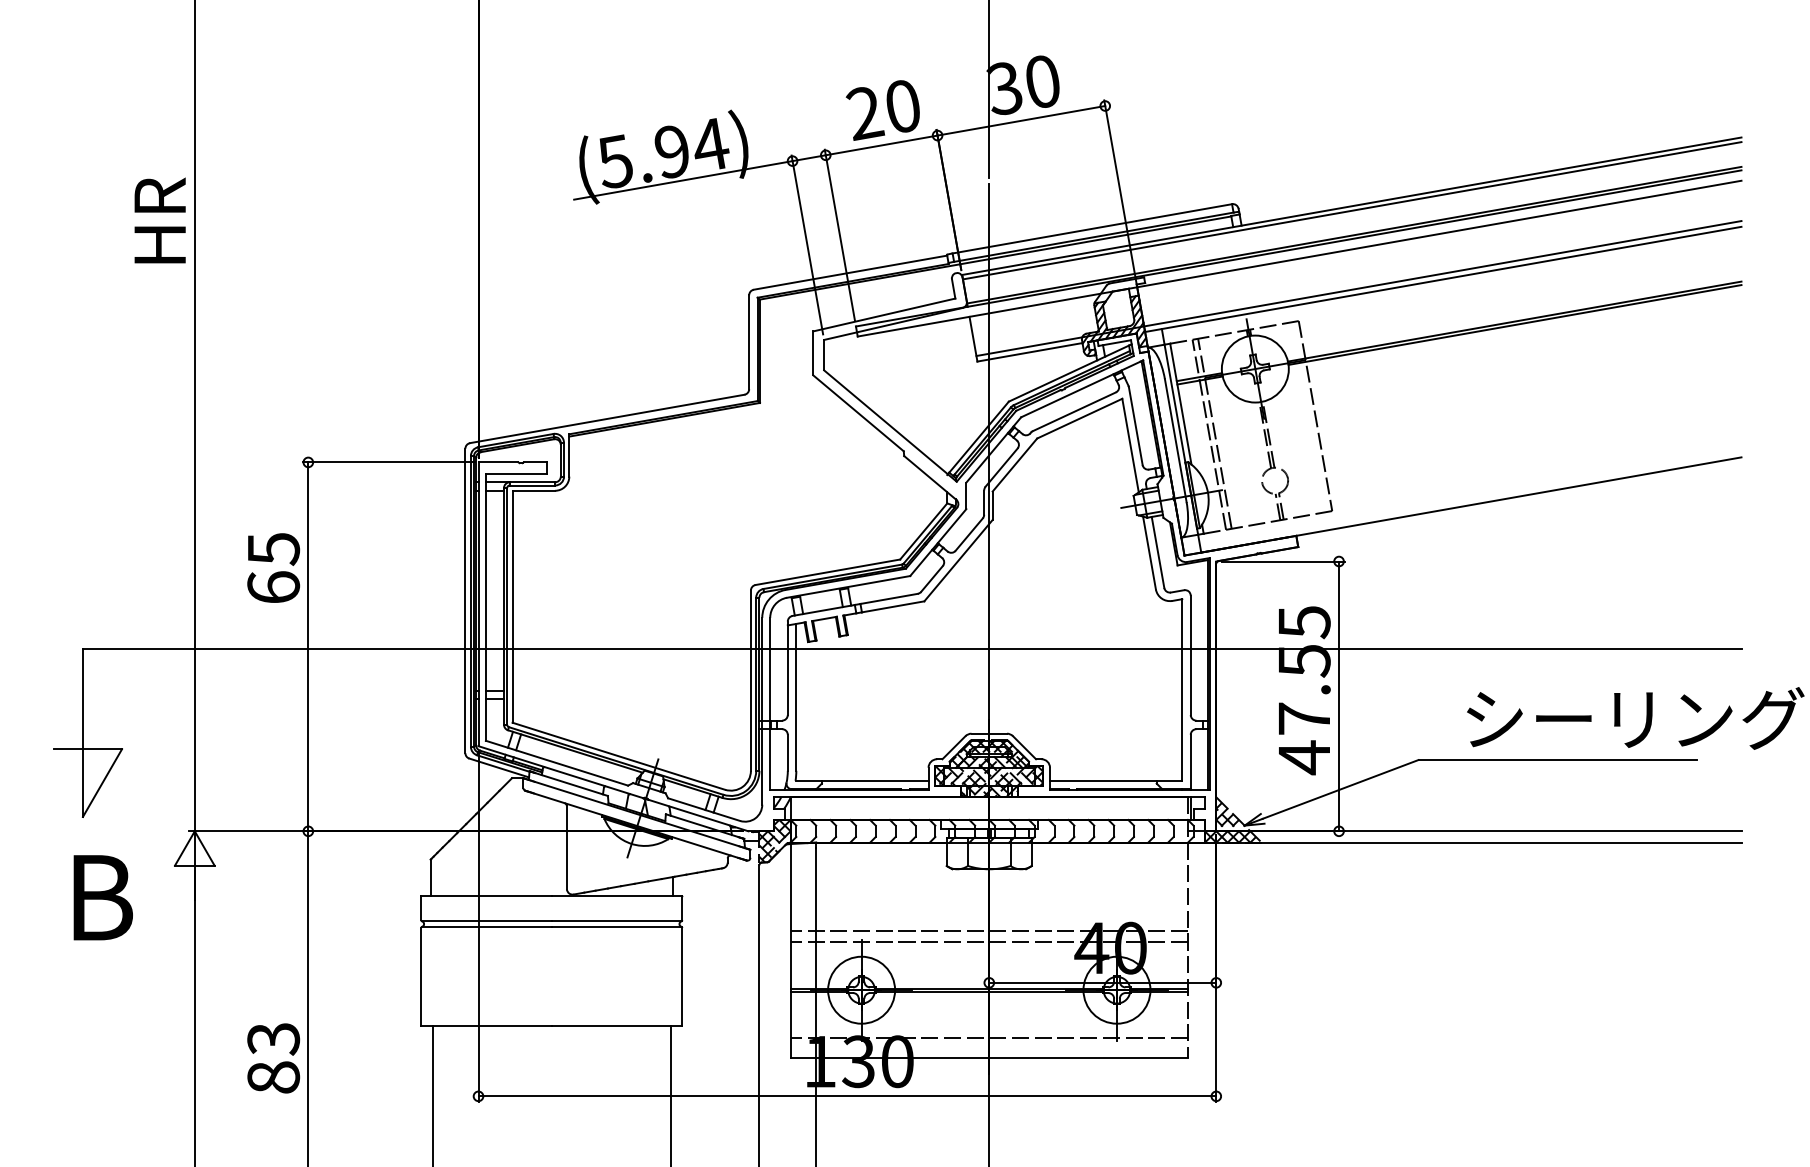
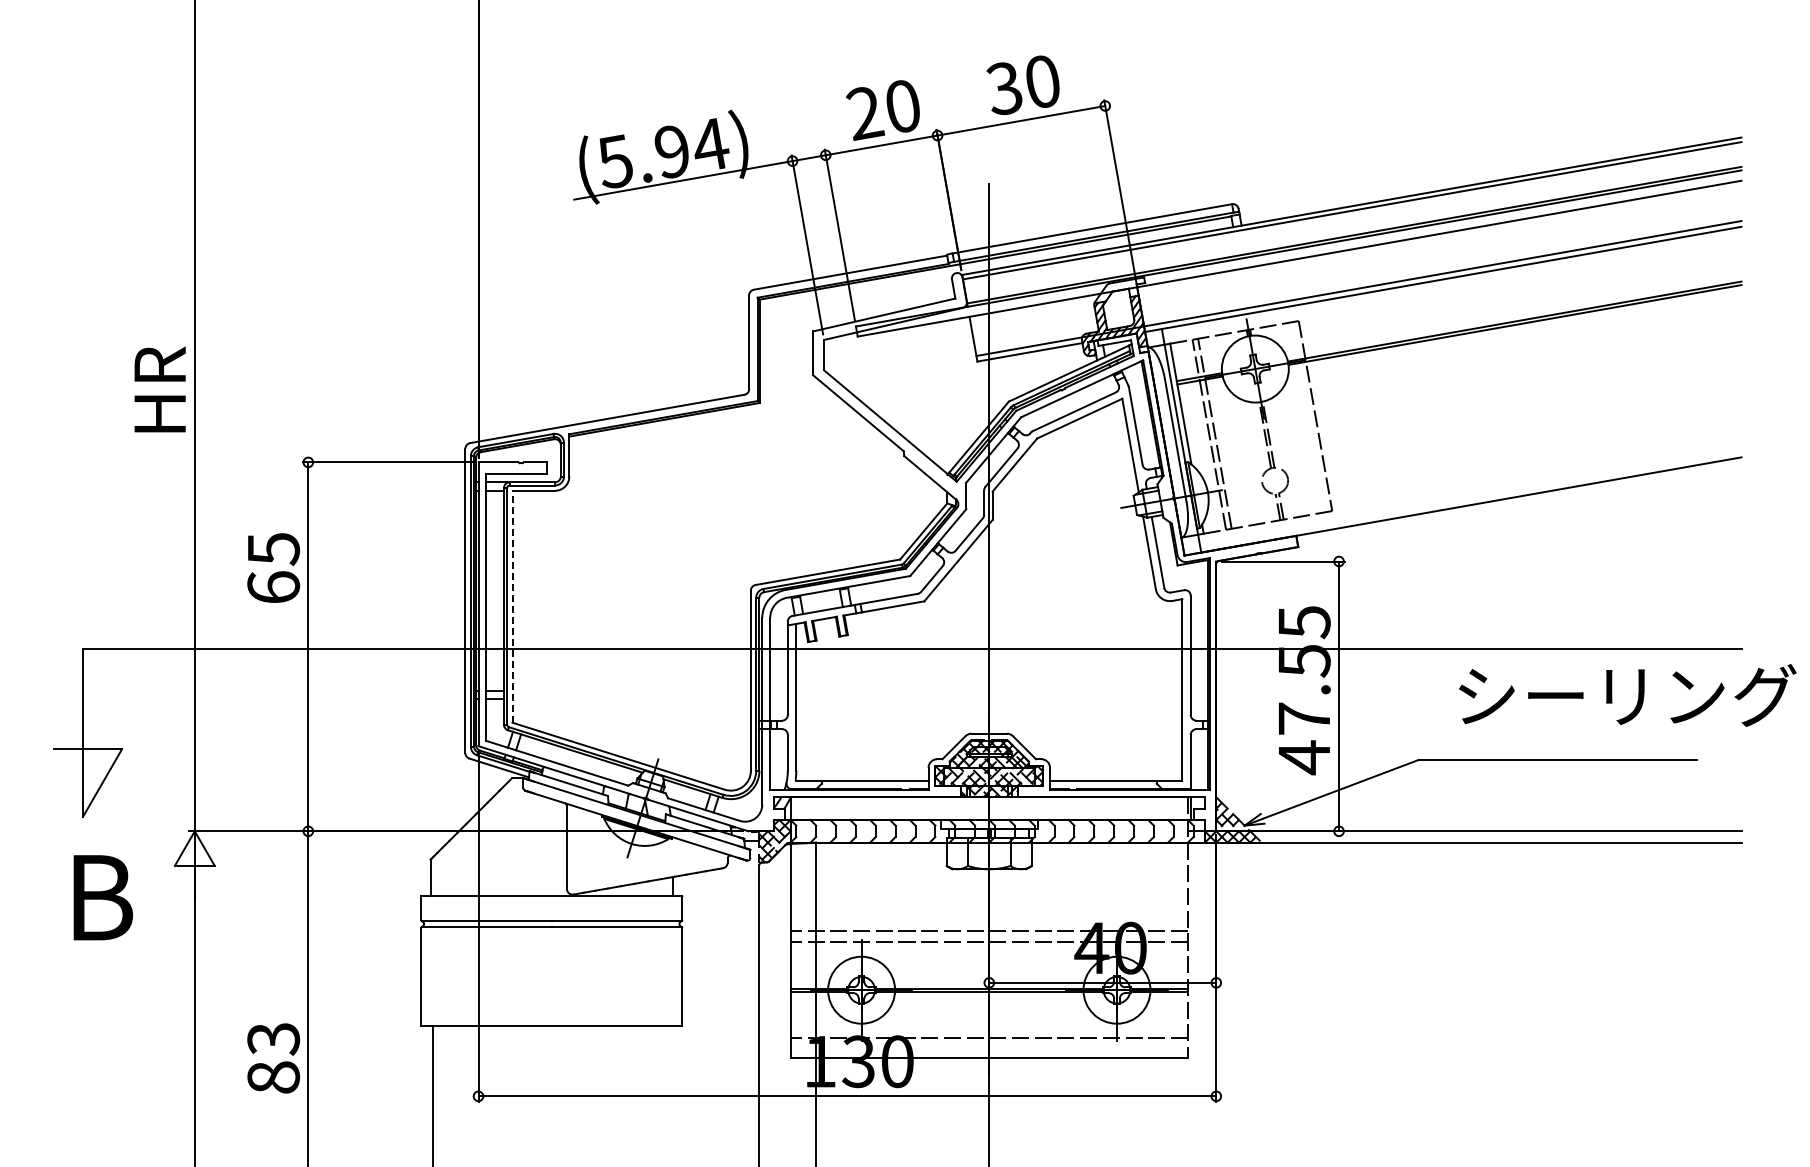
line: present -> none (989, 89)
text position: (159, 220) -> (159, 389) (159, 389)
line: solid -> dashed (512, 606)
text position: (1635, 718) -> (1627, 695) (1627, 695)
line: present -> none (670, 1094)
